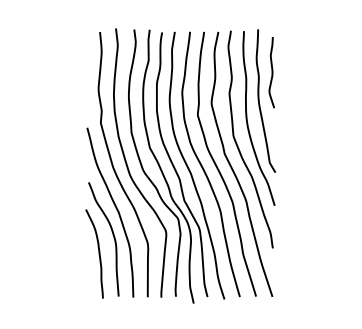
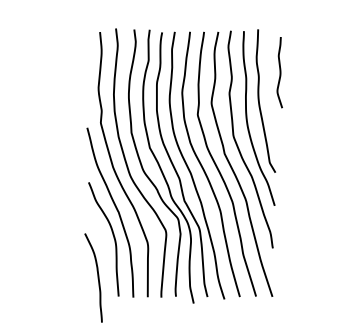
curve position: (271, 72) -> (279, 72) (279, 72)
curve position: (98, 253) -> (97, 277) (97, 277)
